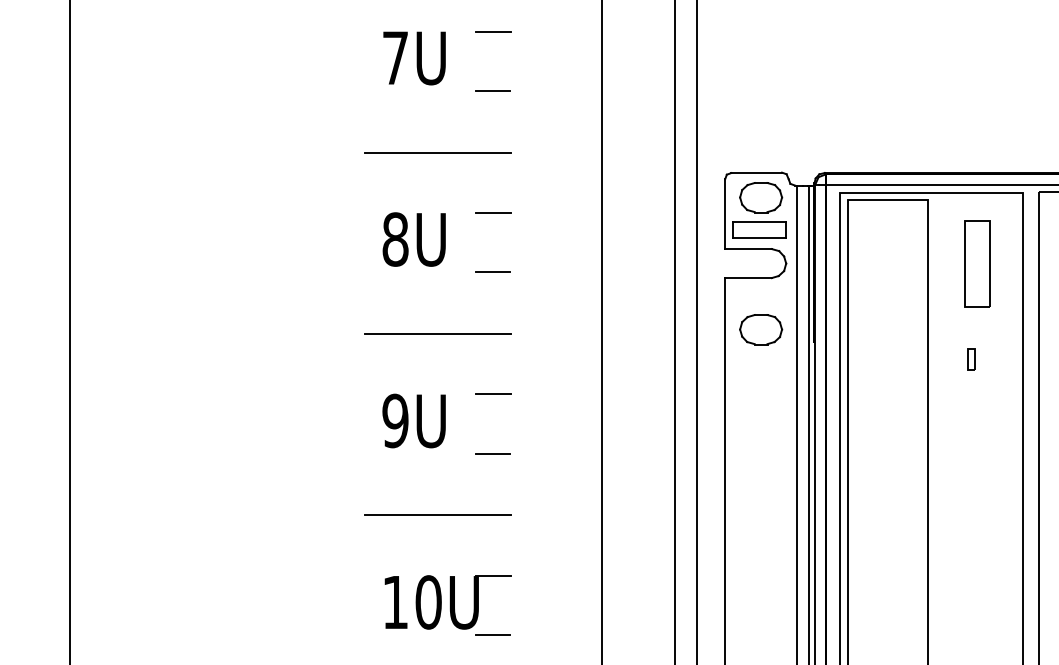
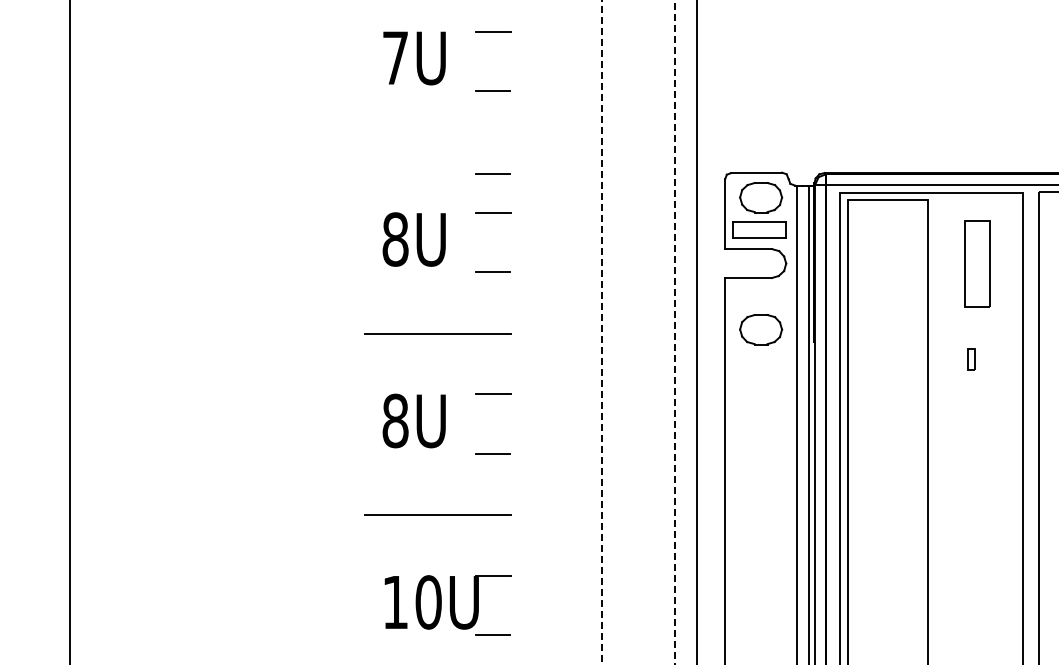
line: solid -> dashed (675, 0)
line: present -> none (437, 152)
line: none -> present (492, 173)
text: 9U -> 8U (395, 420)
